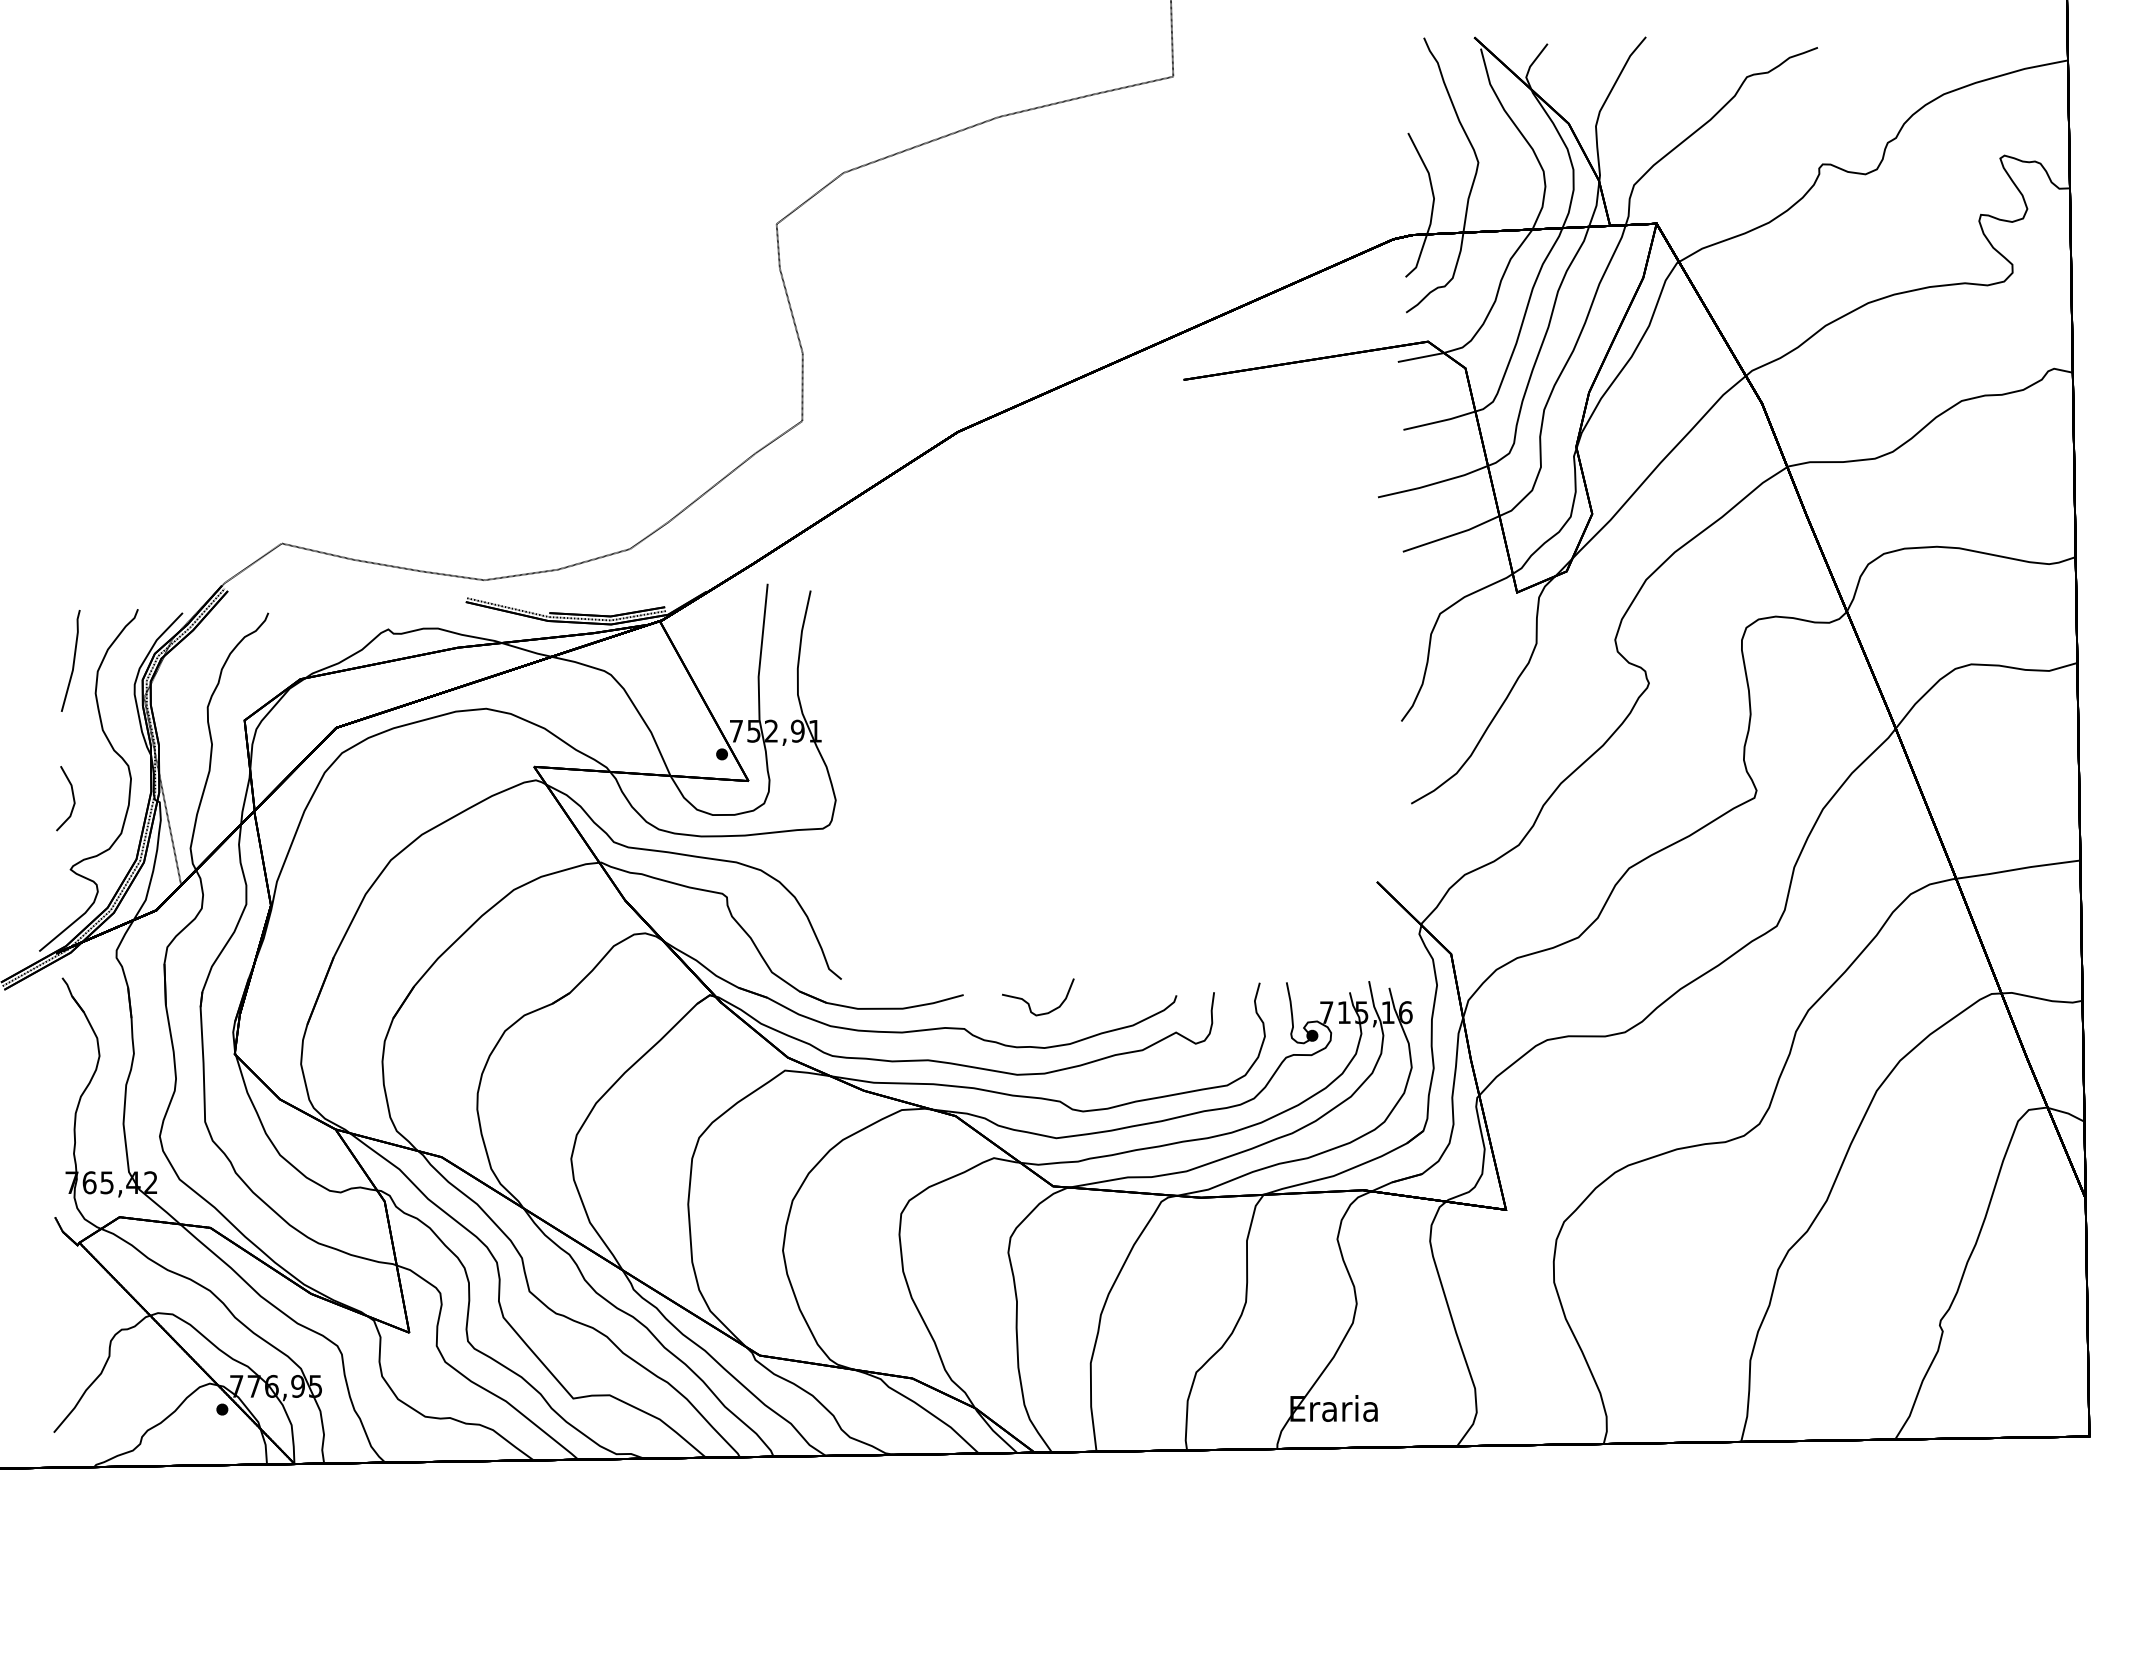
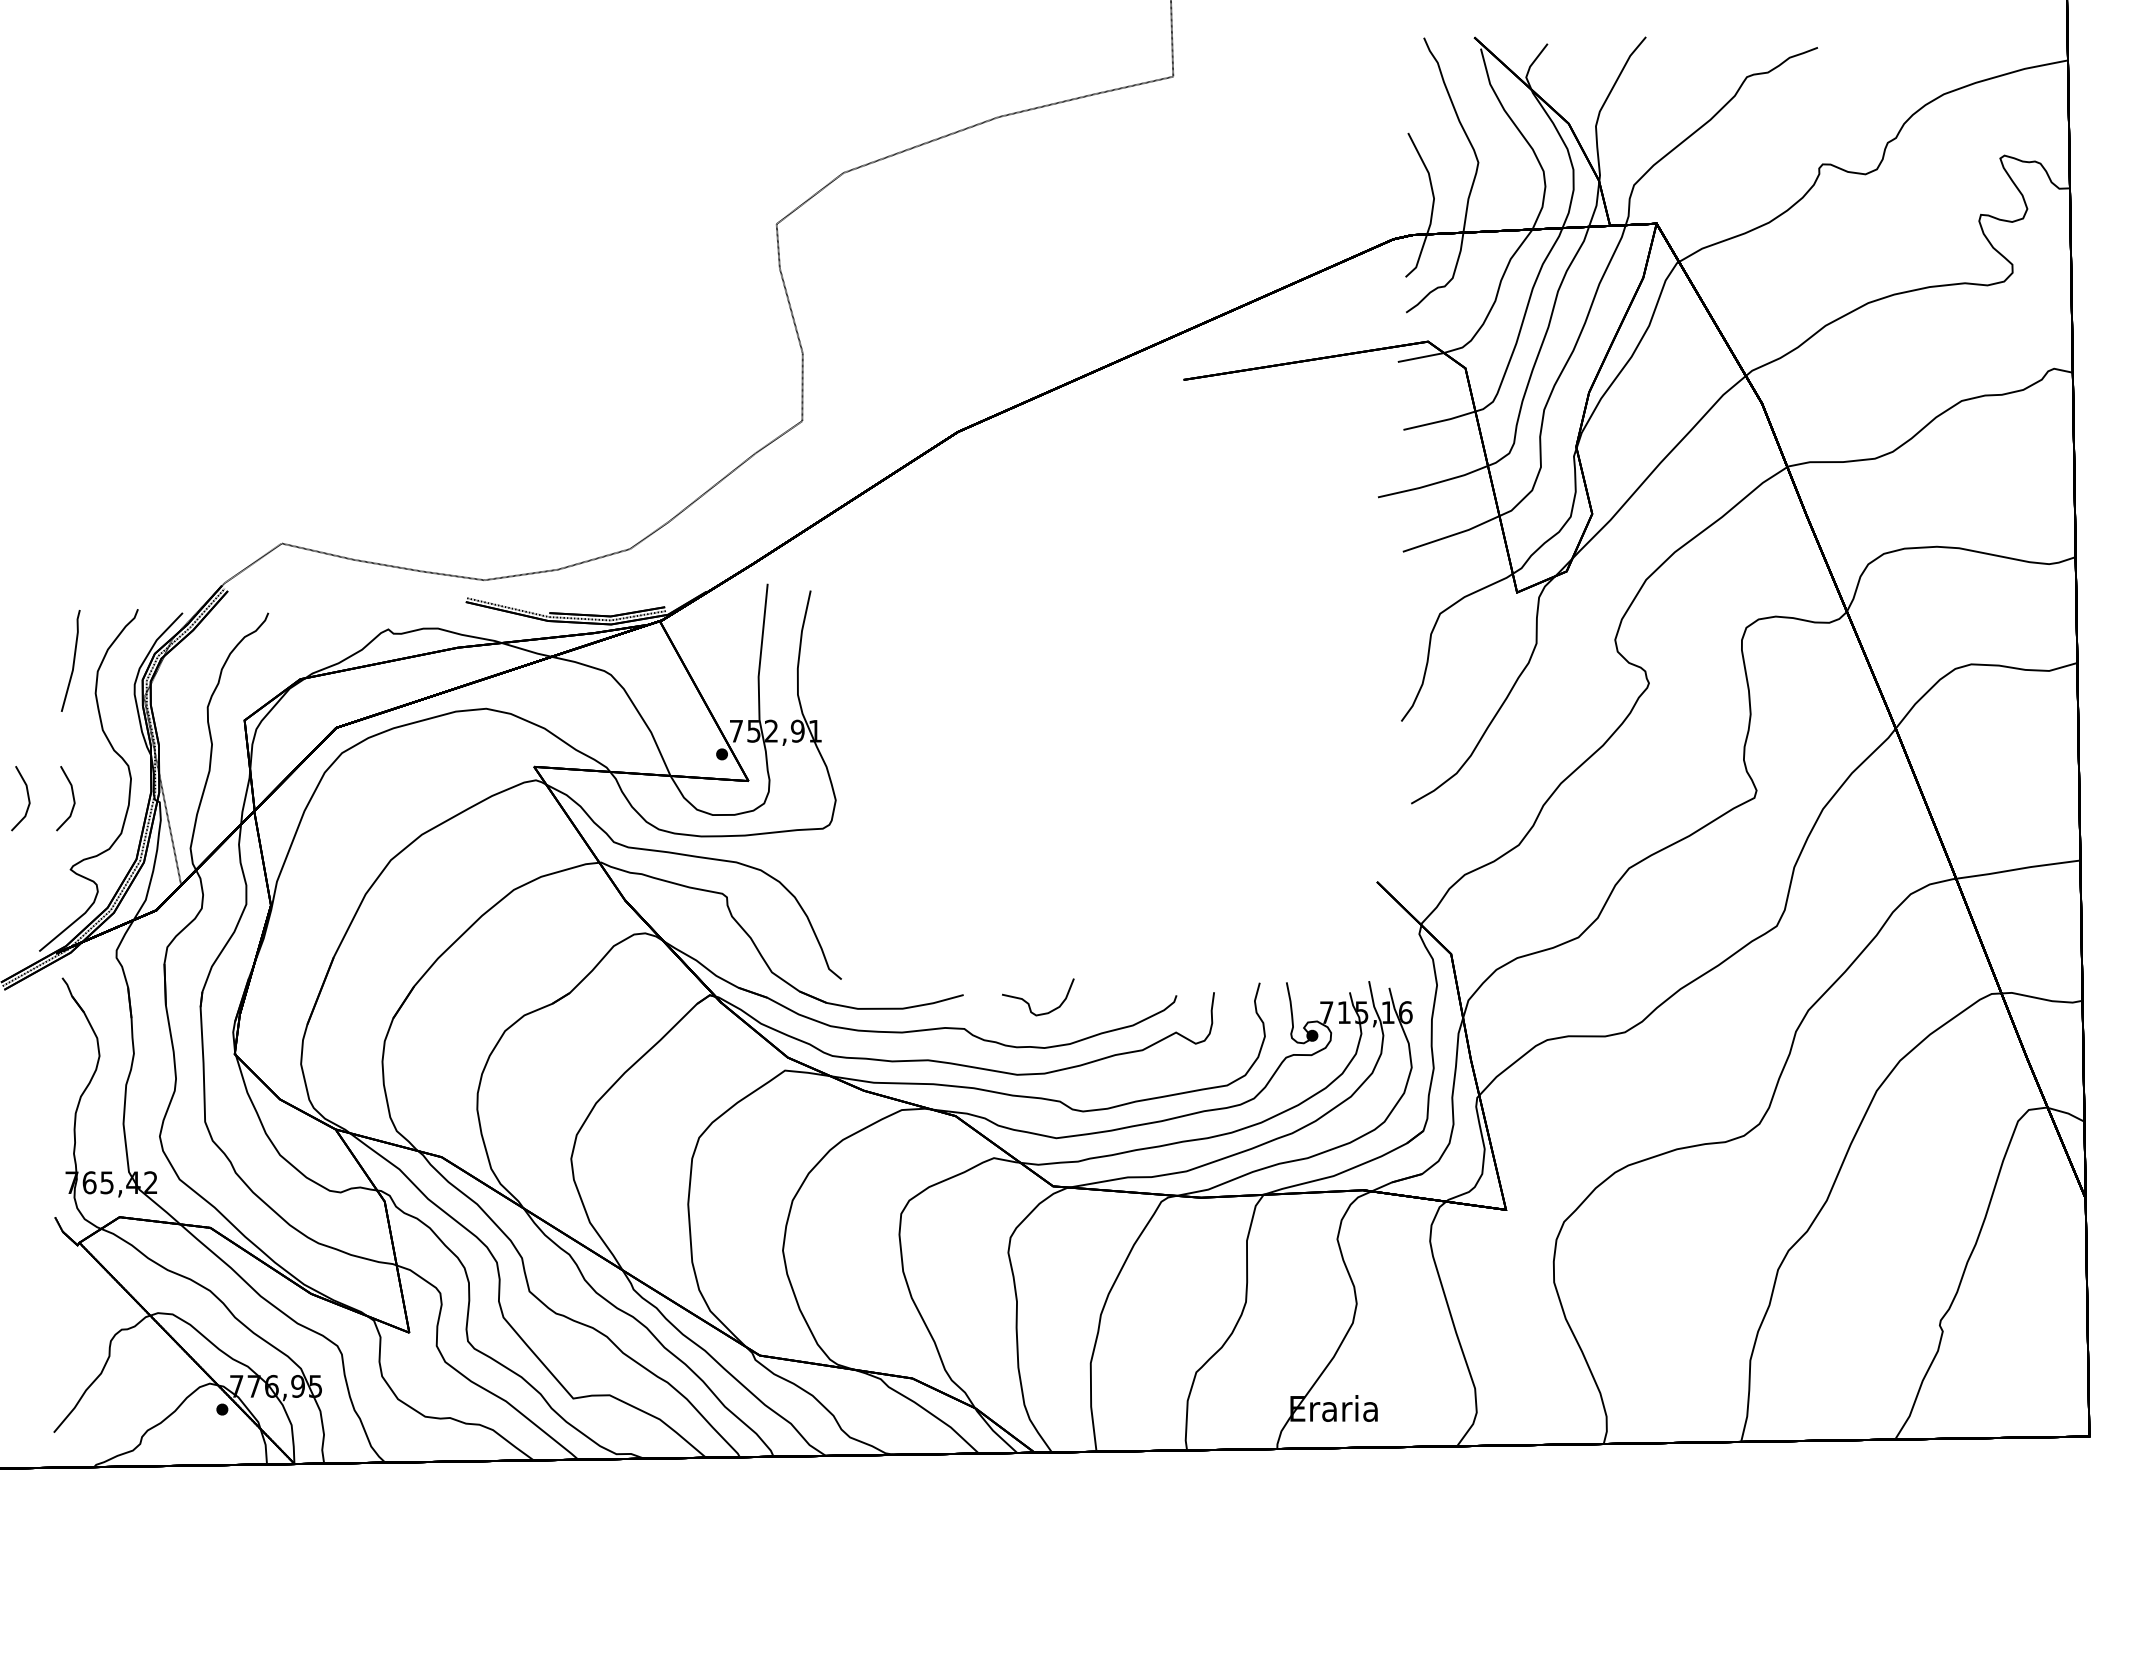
line: none -> present (27, 797)
